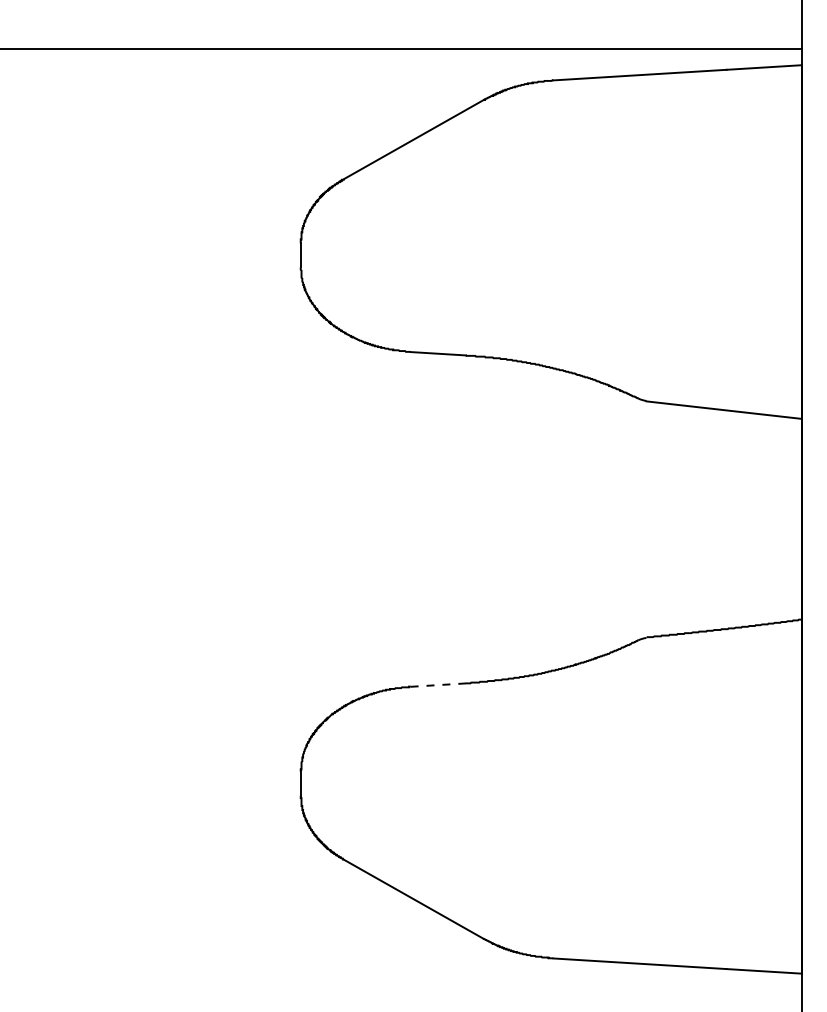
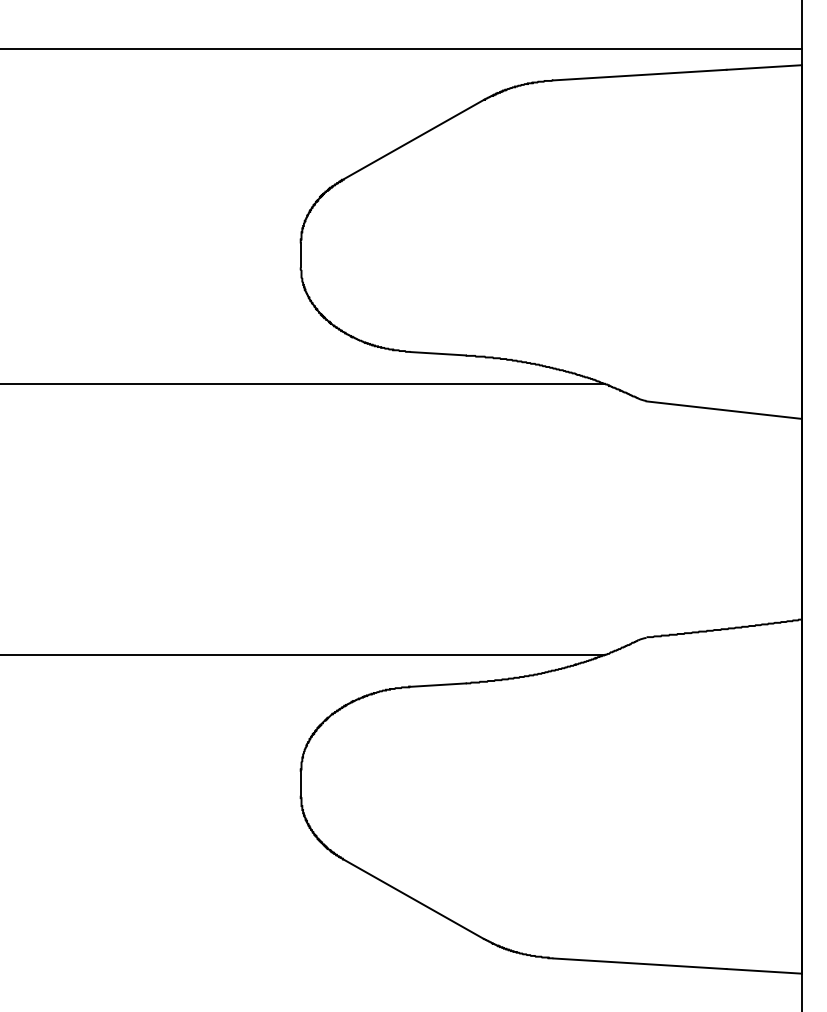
line: none -> present (303, 383)
line: none -> present (303, 654)
line: dashed -> solid (438, 685)
